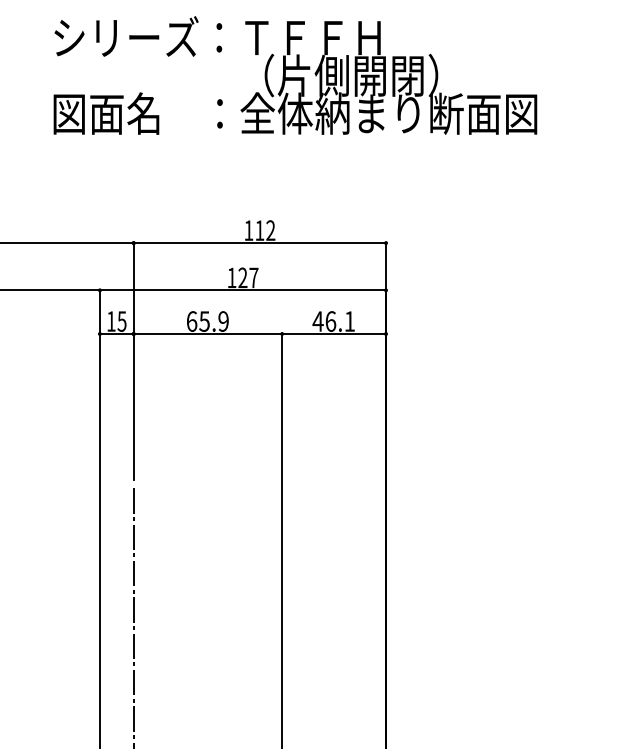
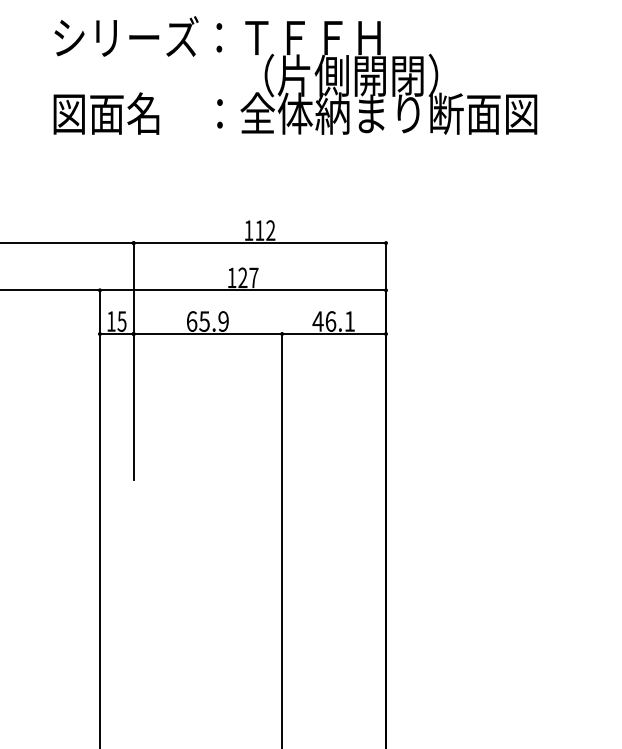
line: present -> none (133, 615)
